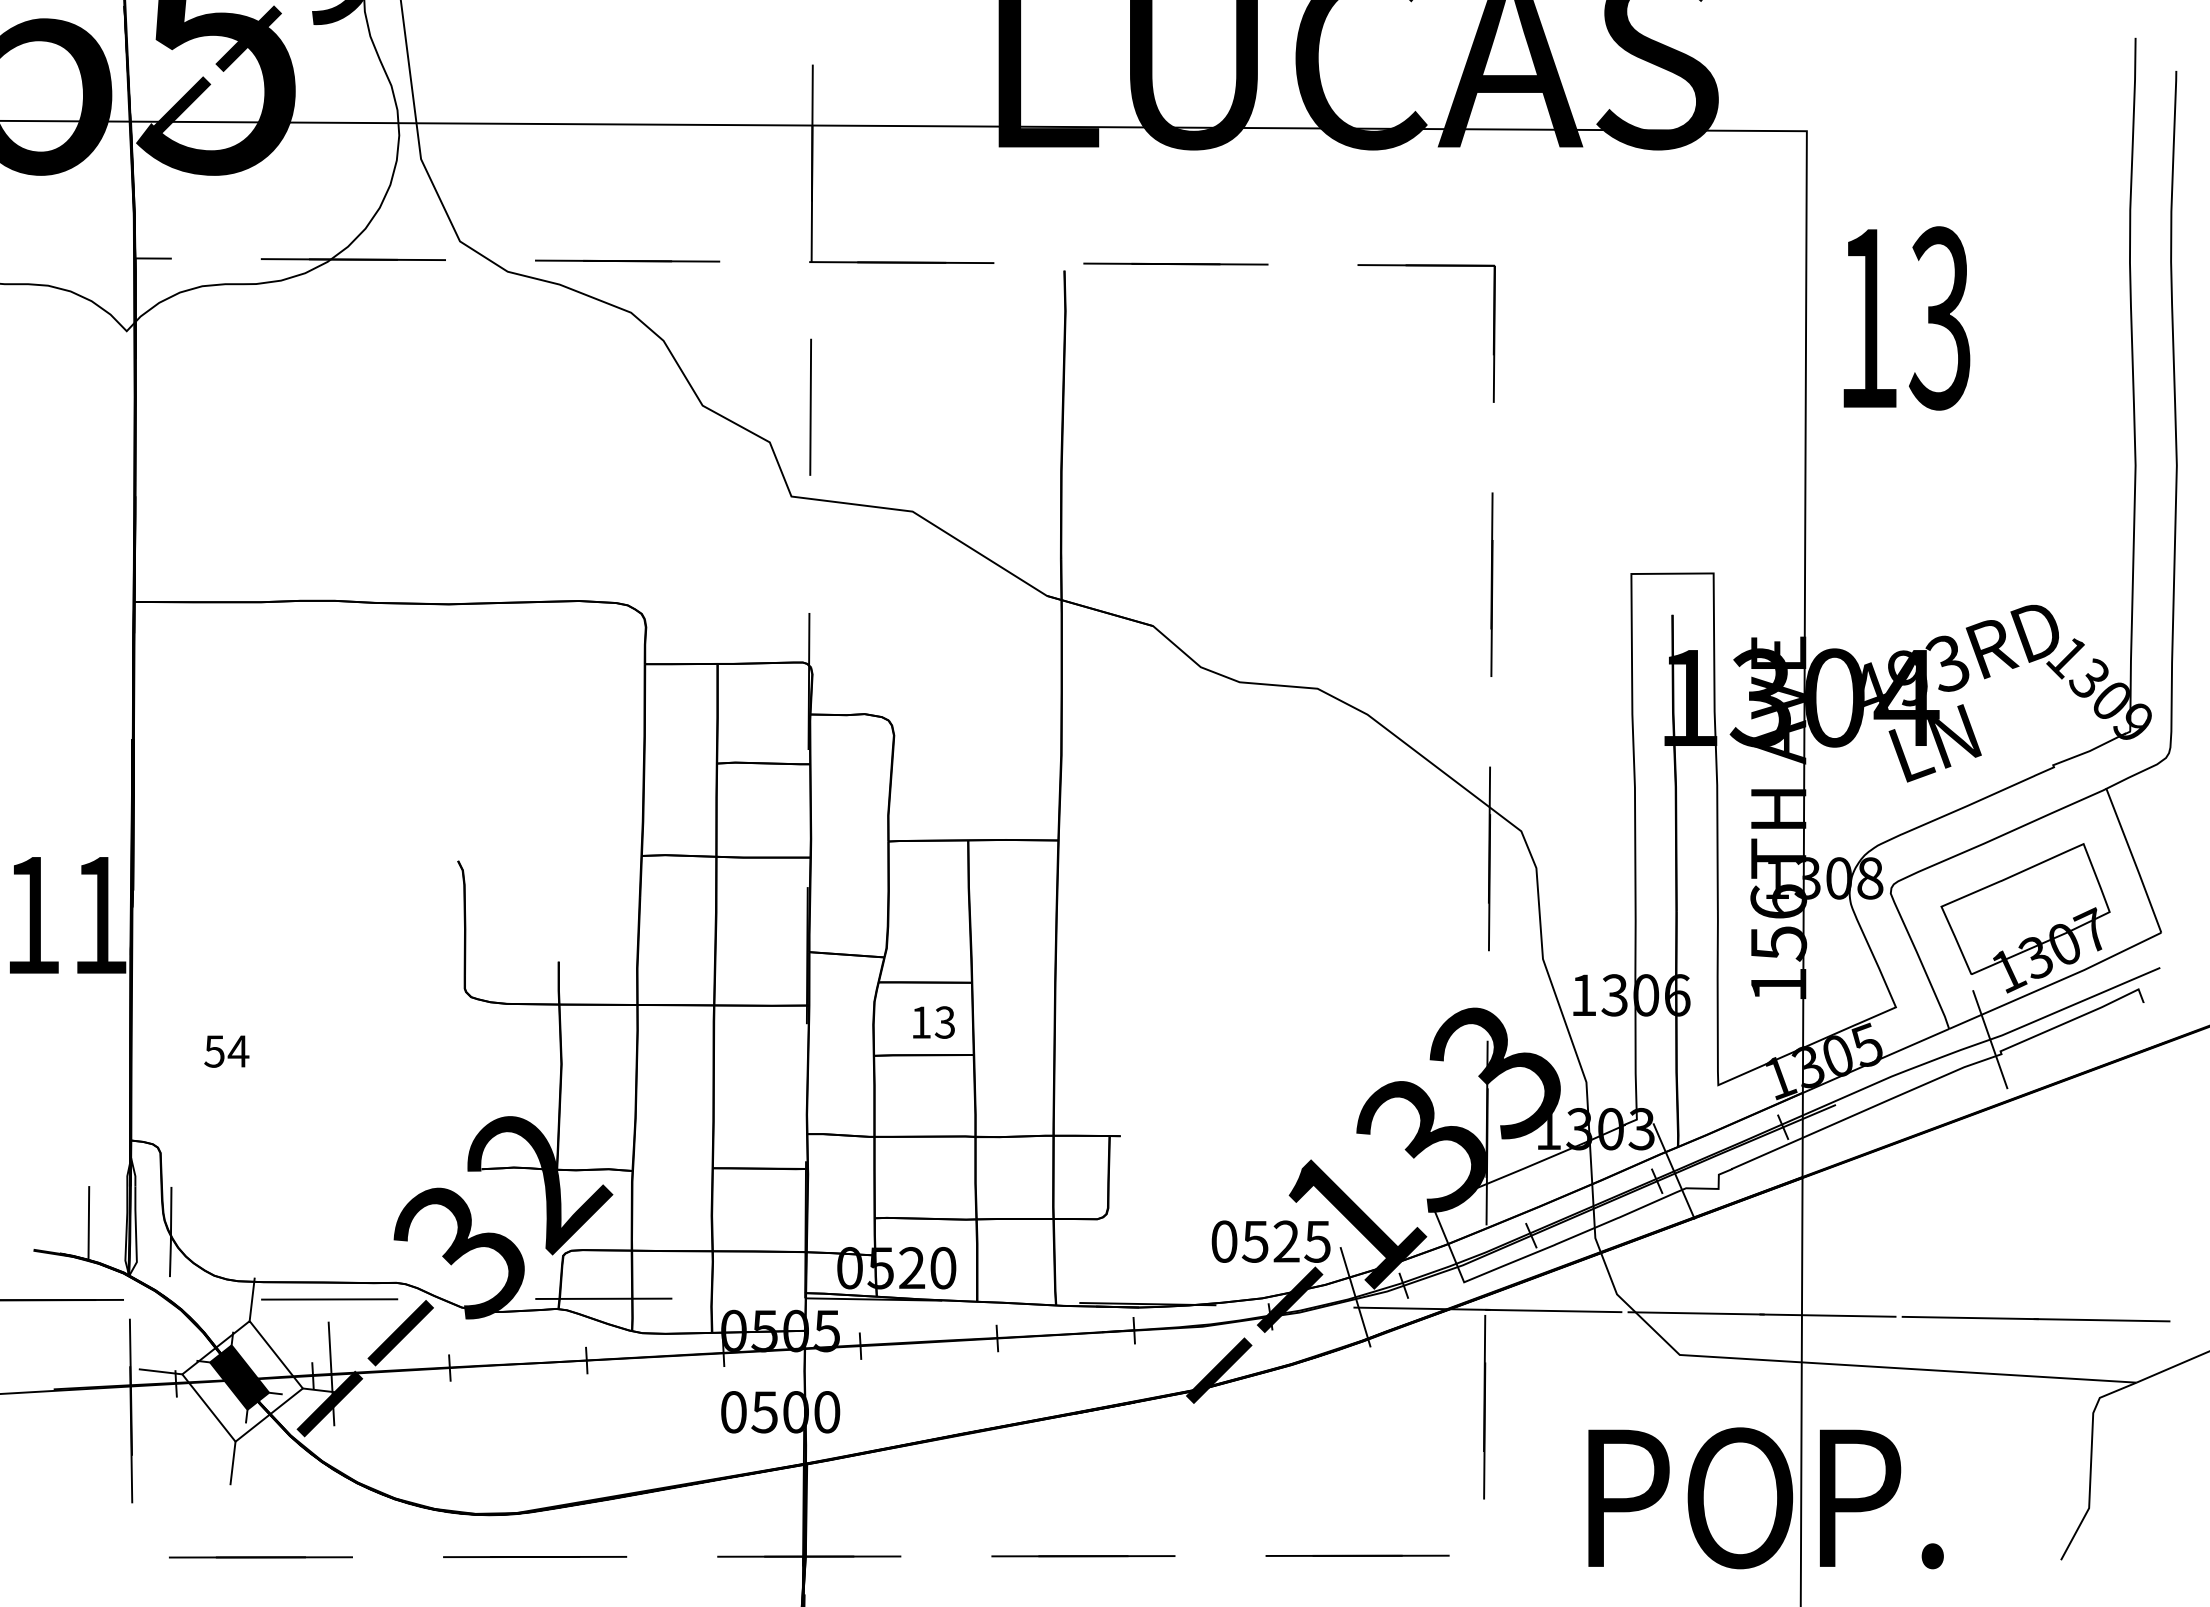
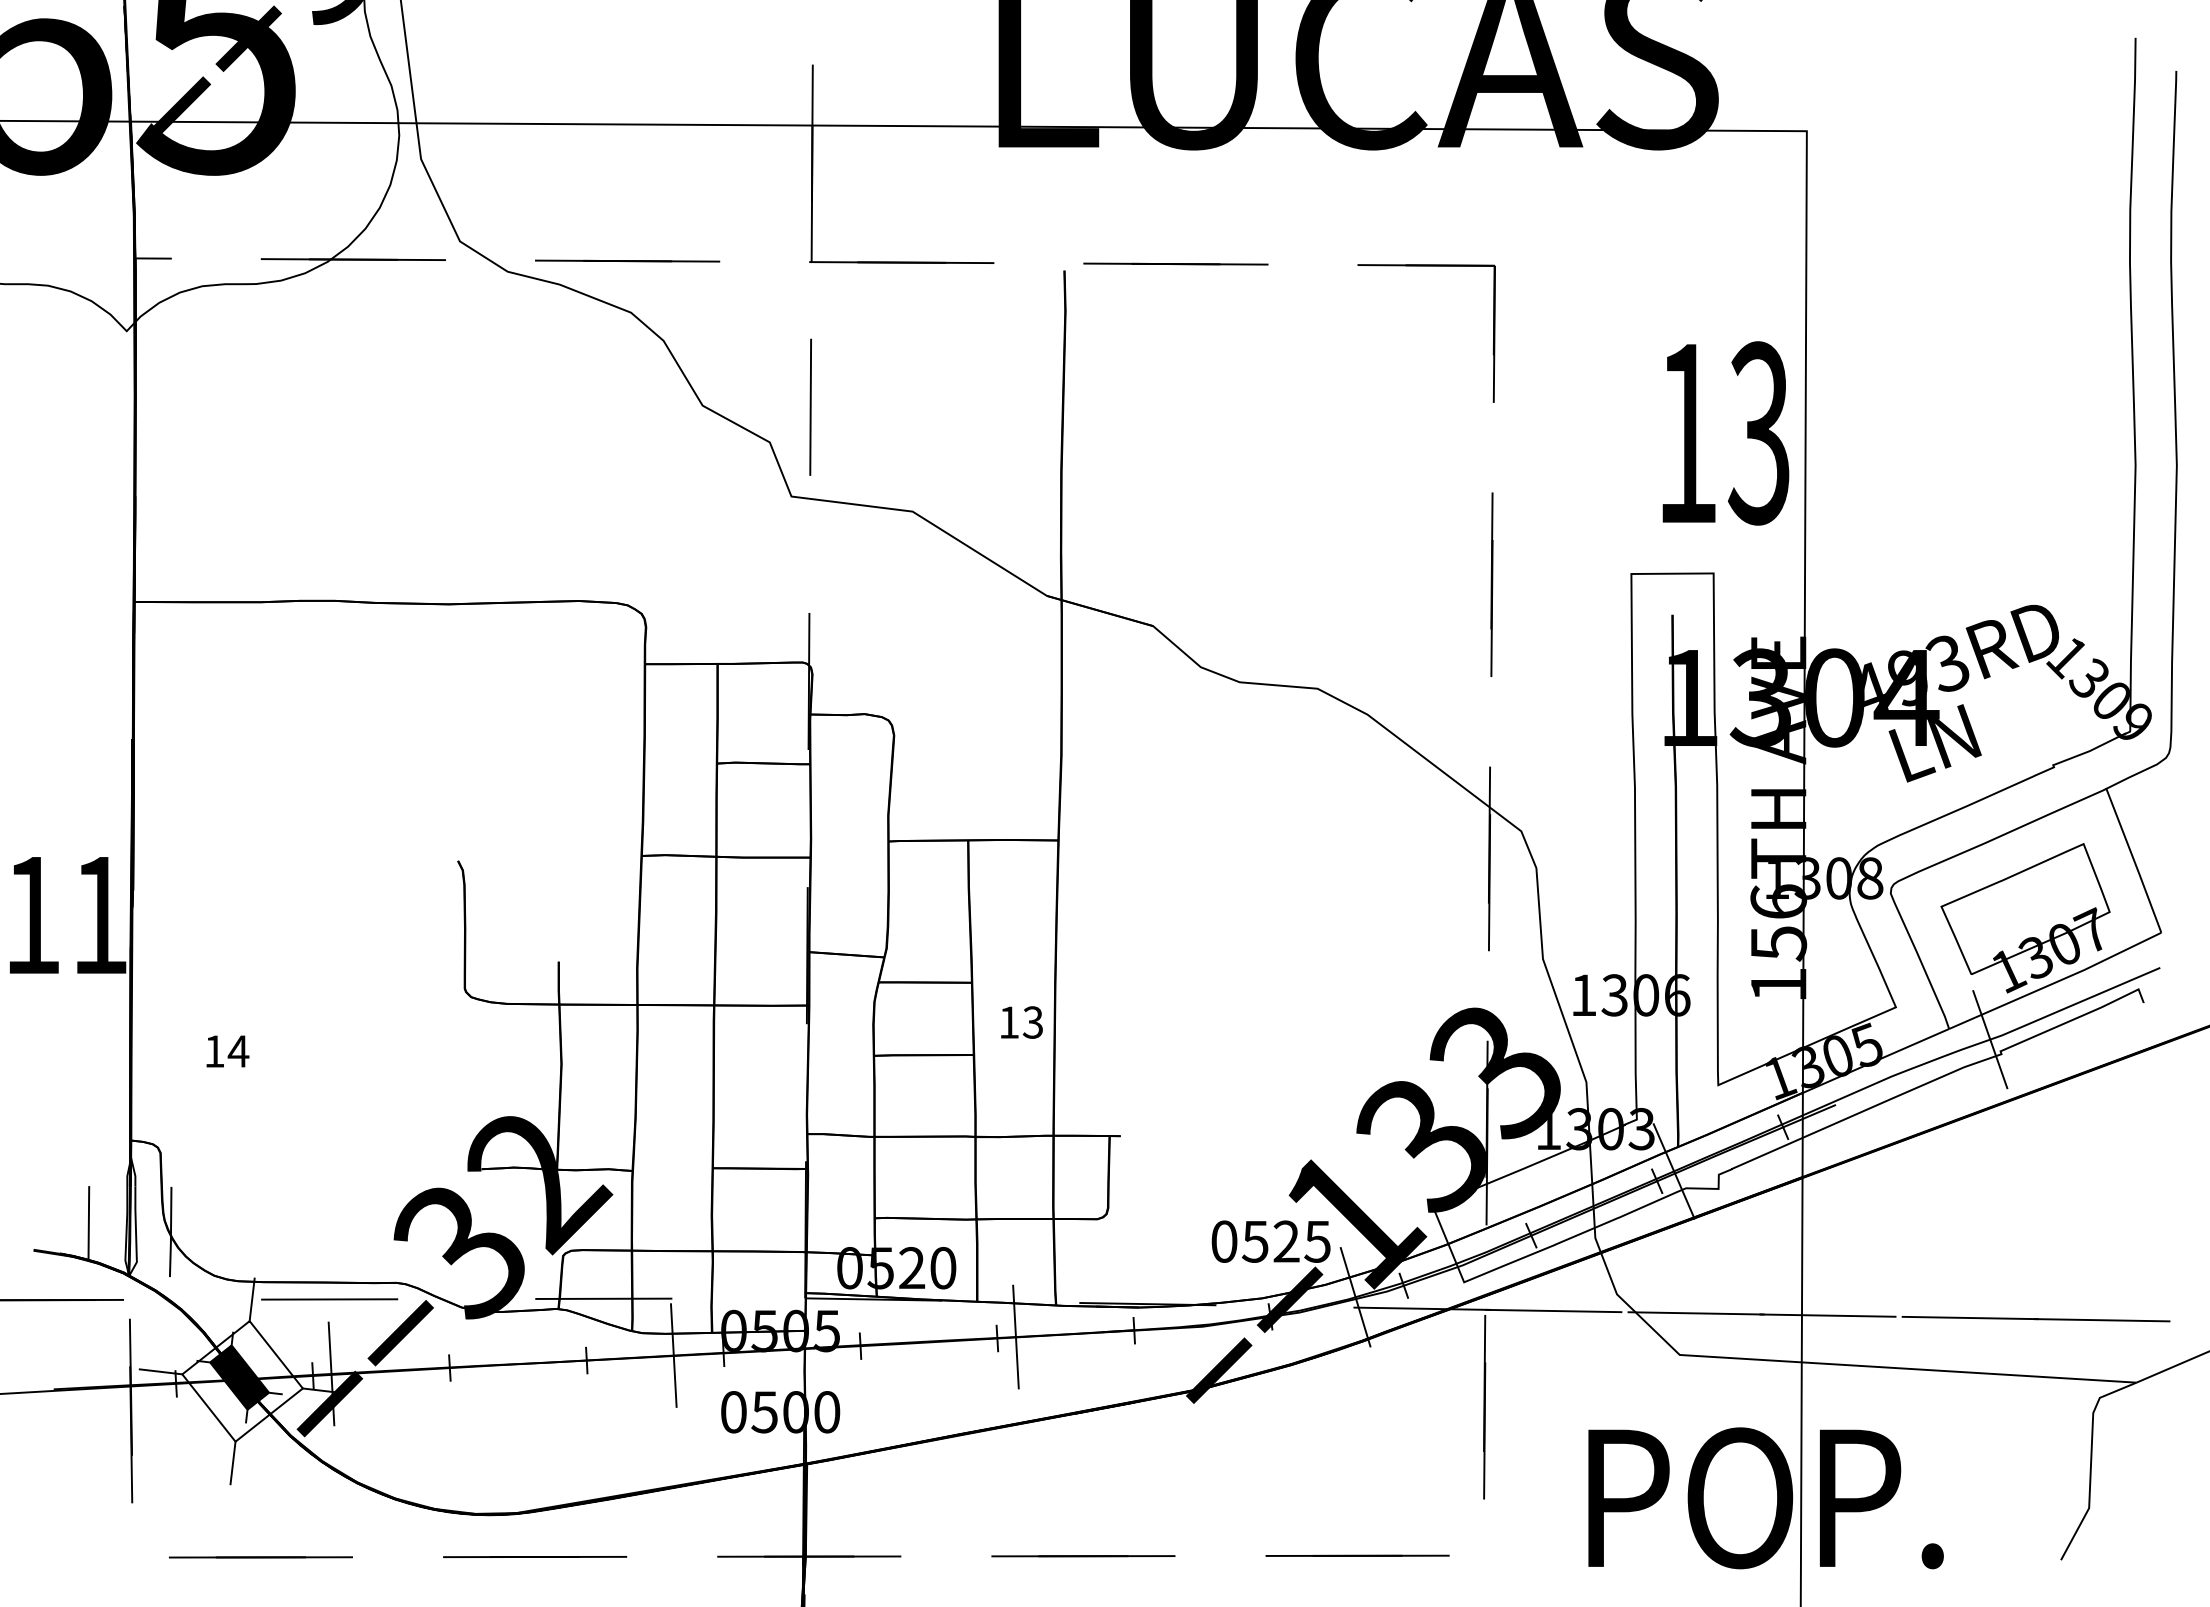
text position: (1906, 318) -> (1725, 433) (1725, 433)
text position: (933, 1022) -> (1021, 1022) (1021, 1022)
text: 54 -> 14 (214, 1051)
line: none -> present (1015, 1336)
line: none -> present (673, 1355)
